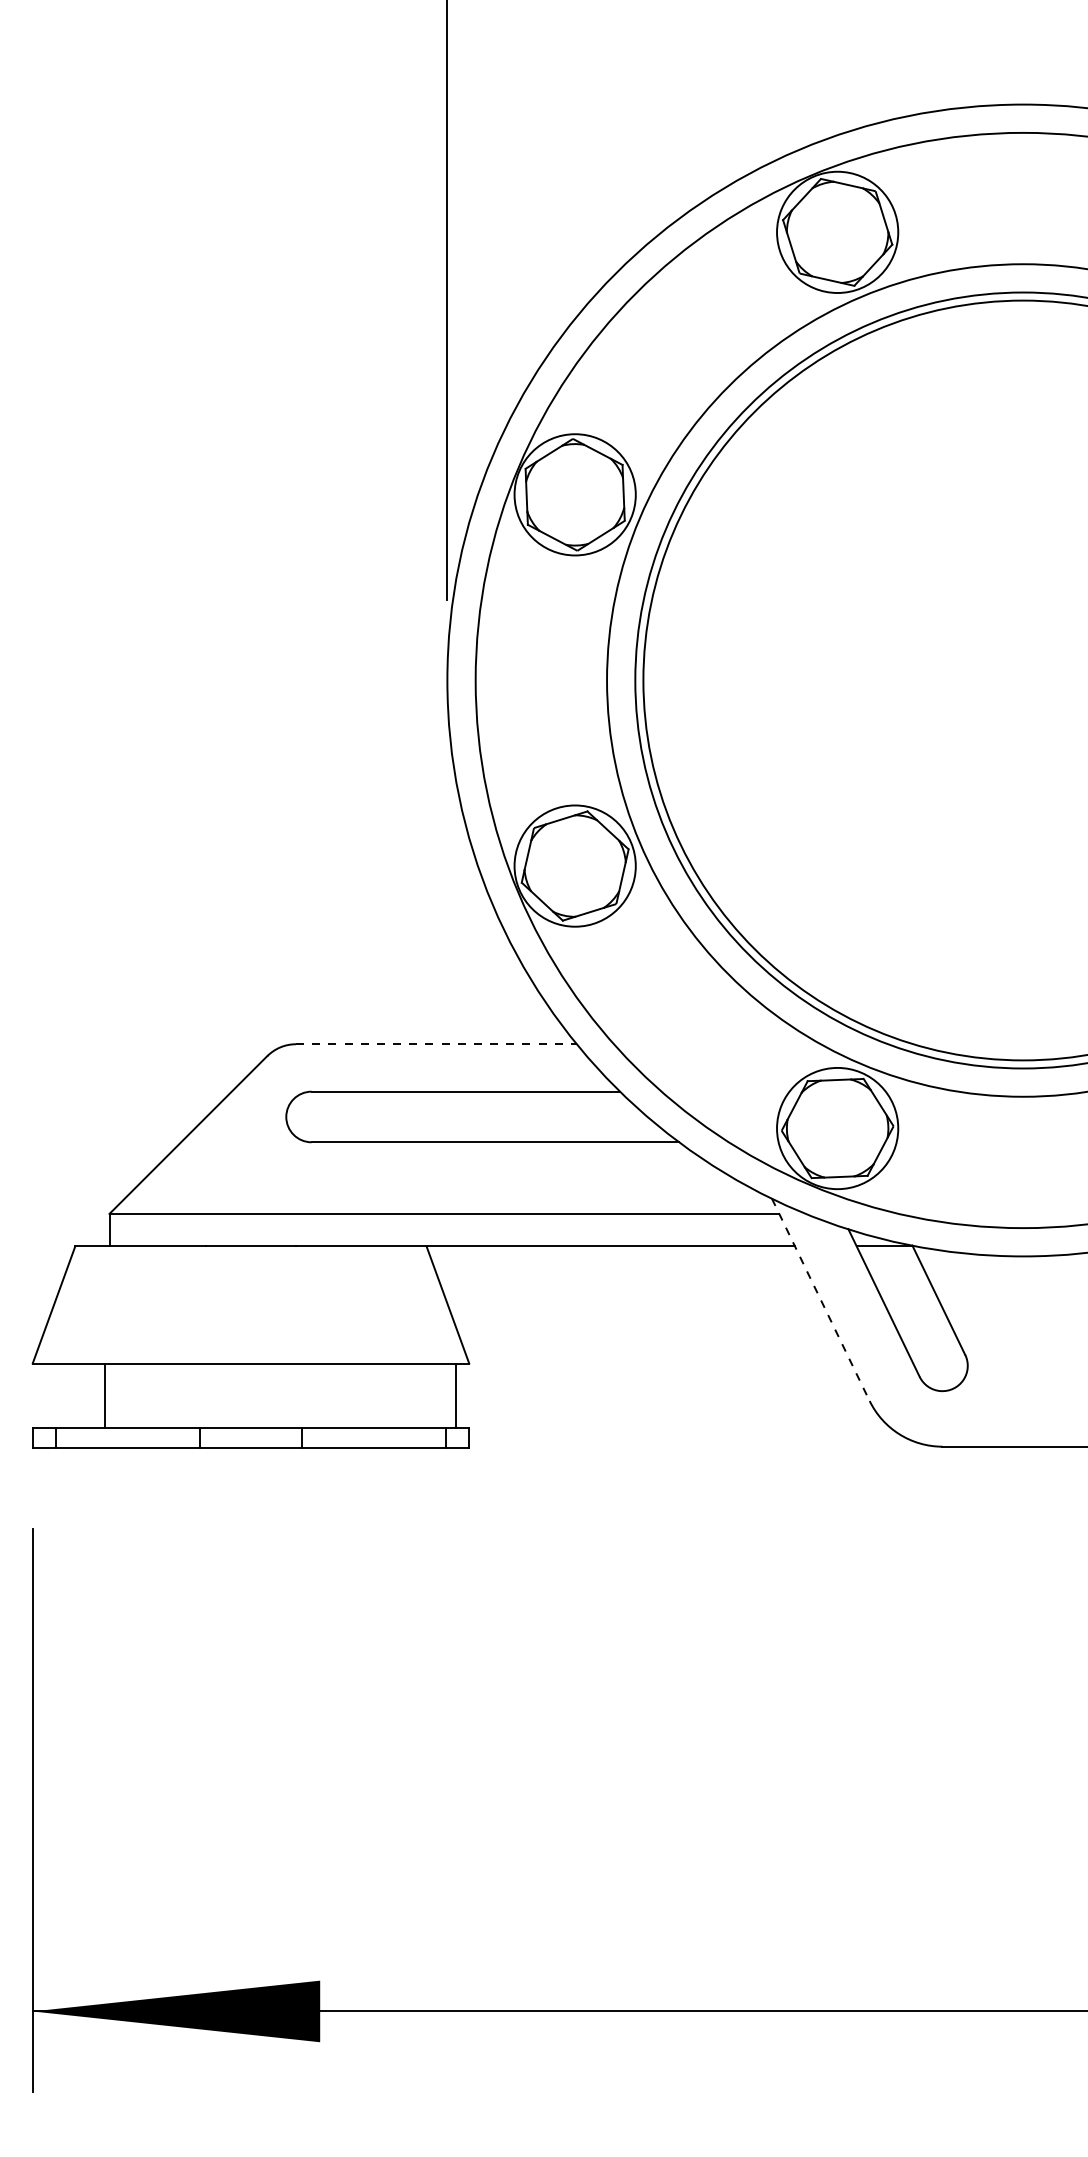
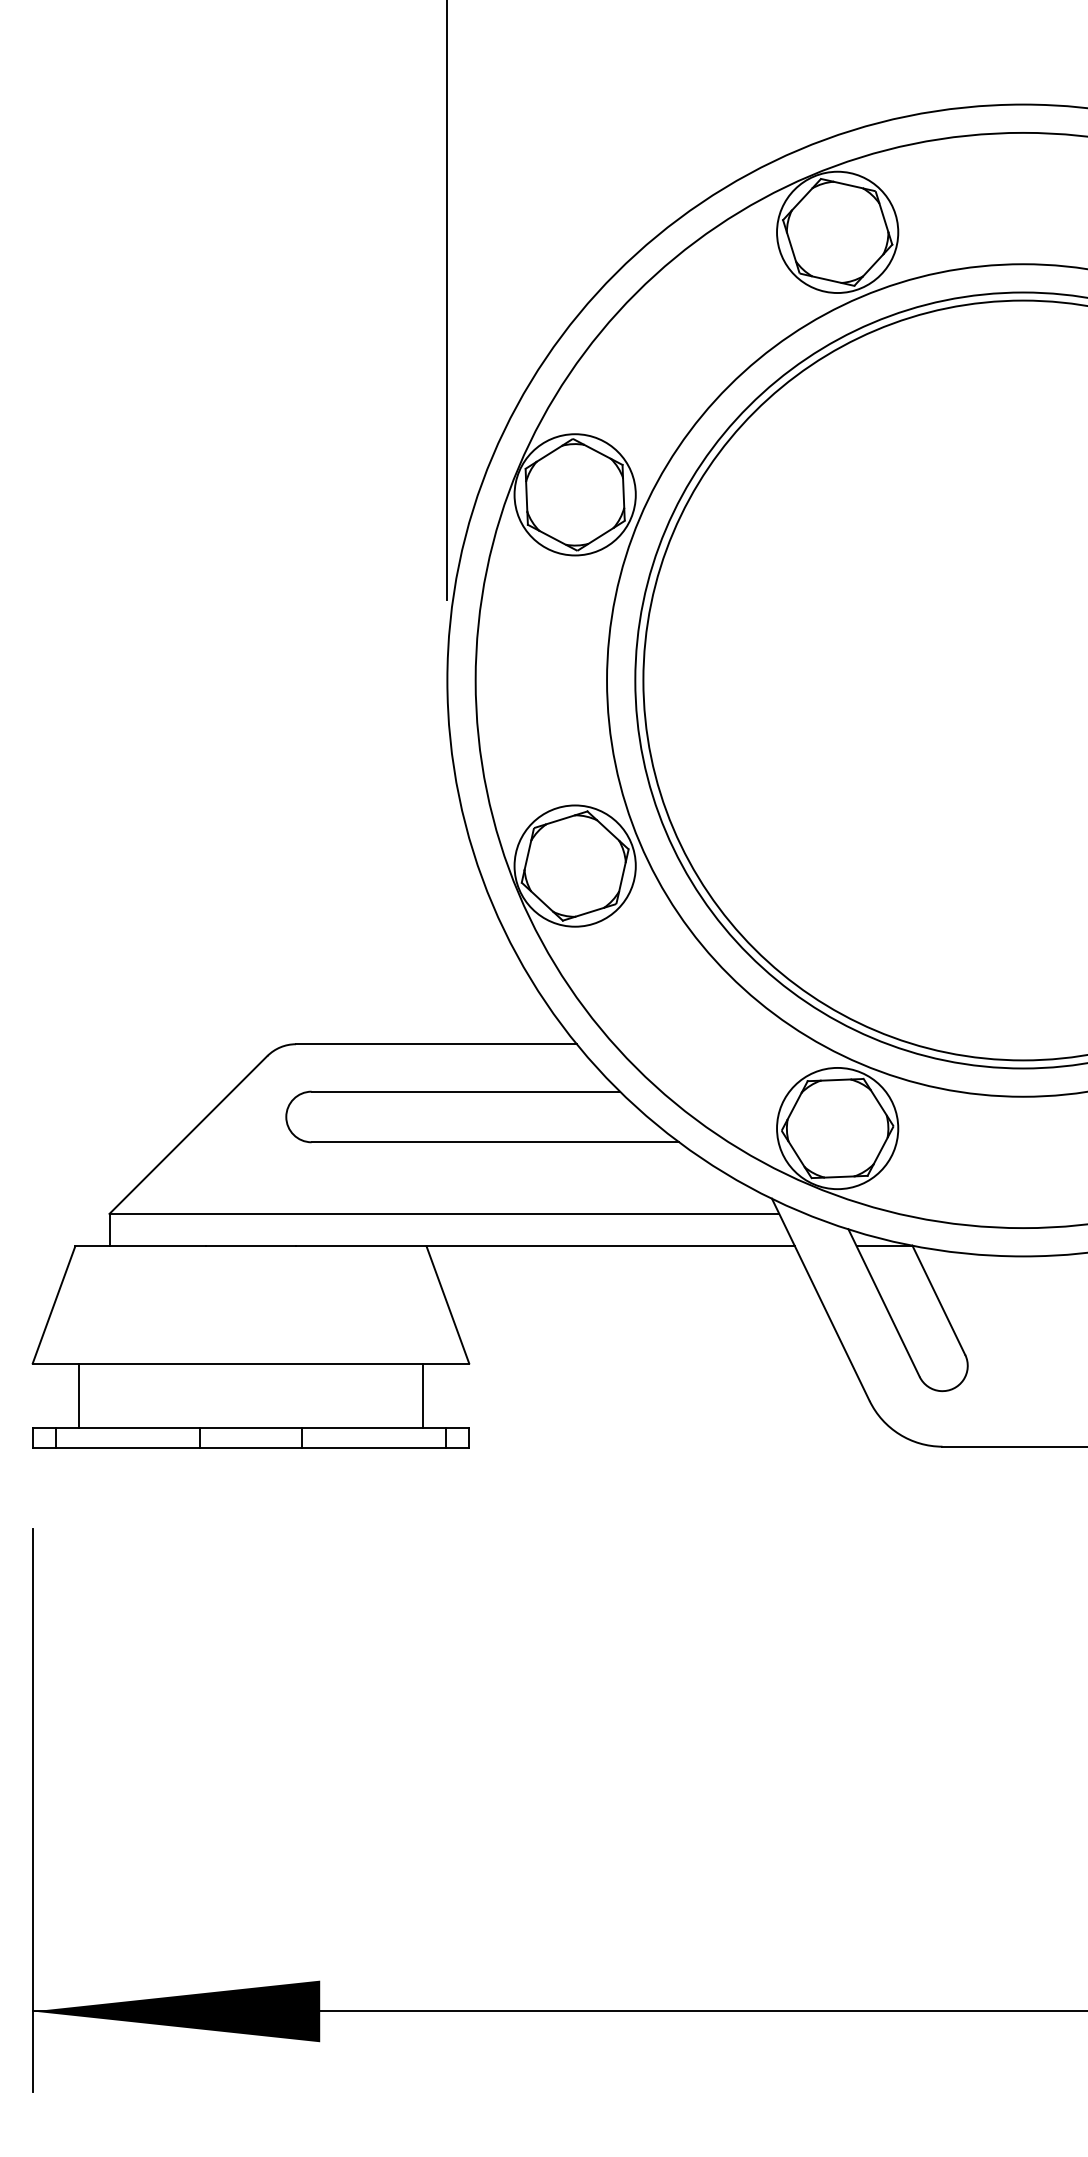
line: dashed -> solid (436, 1044)
line: dashed -> solid (821, 1300)
line position: (105, 1395) -> (79, 1395) (79, 1395)
line position: (455, 1395) -> (422, 1395) (422, 1395)
